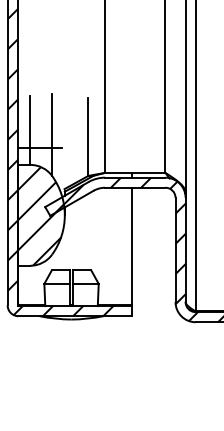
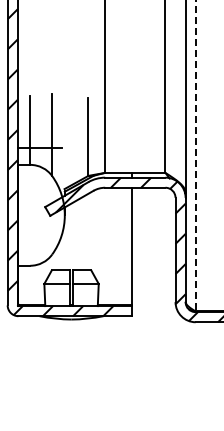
line: solid -> dashed (195, 155)
hatch: present -> none (40, 216)
